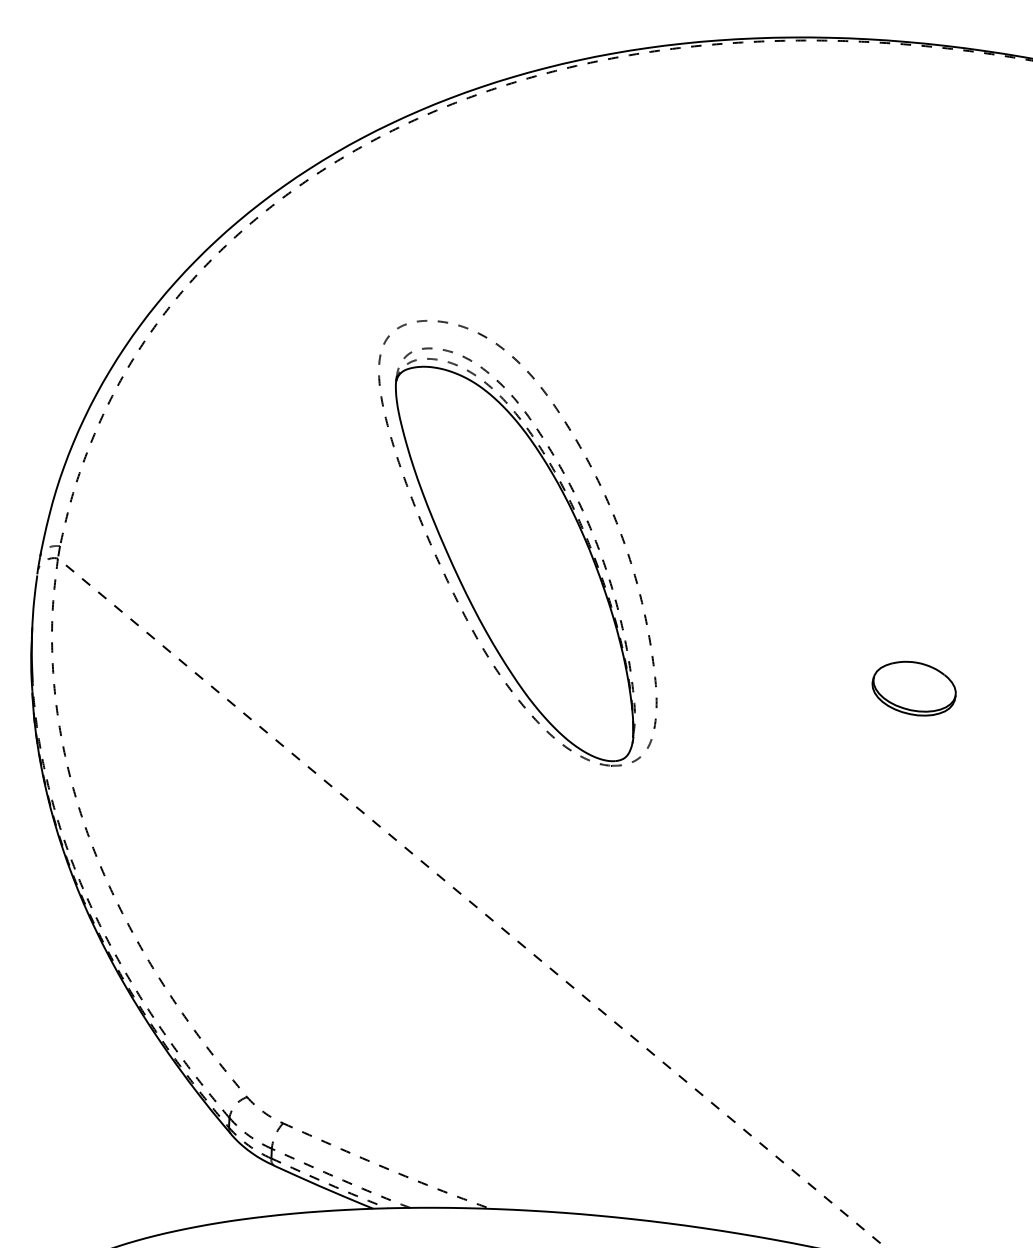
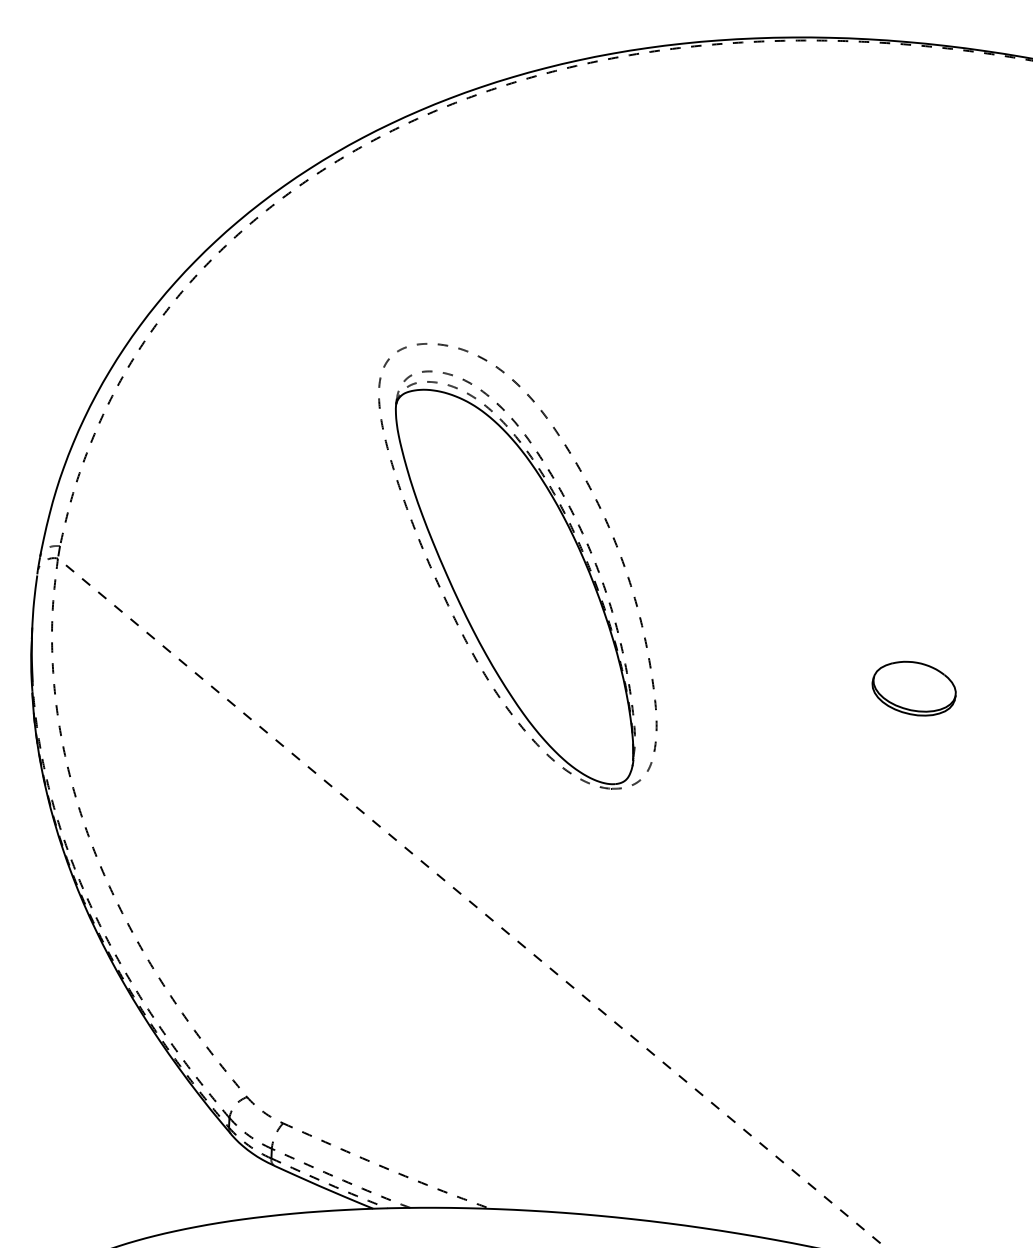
part position: (517, 543) -> (517, 566) (517, 566)
